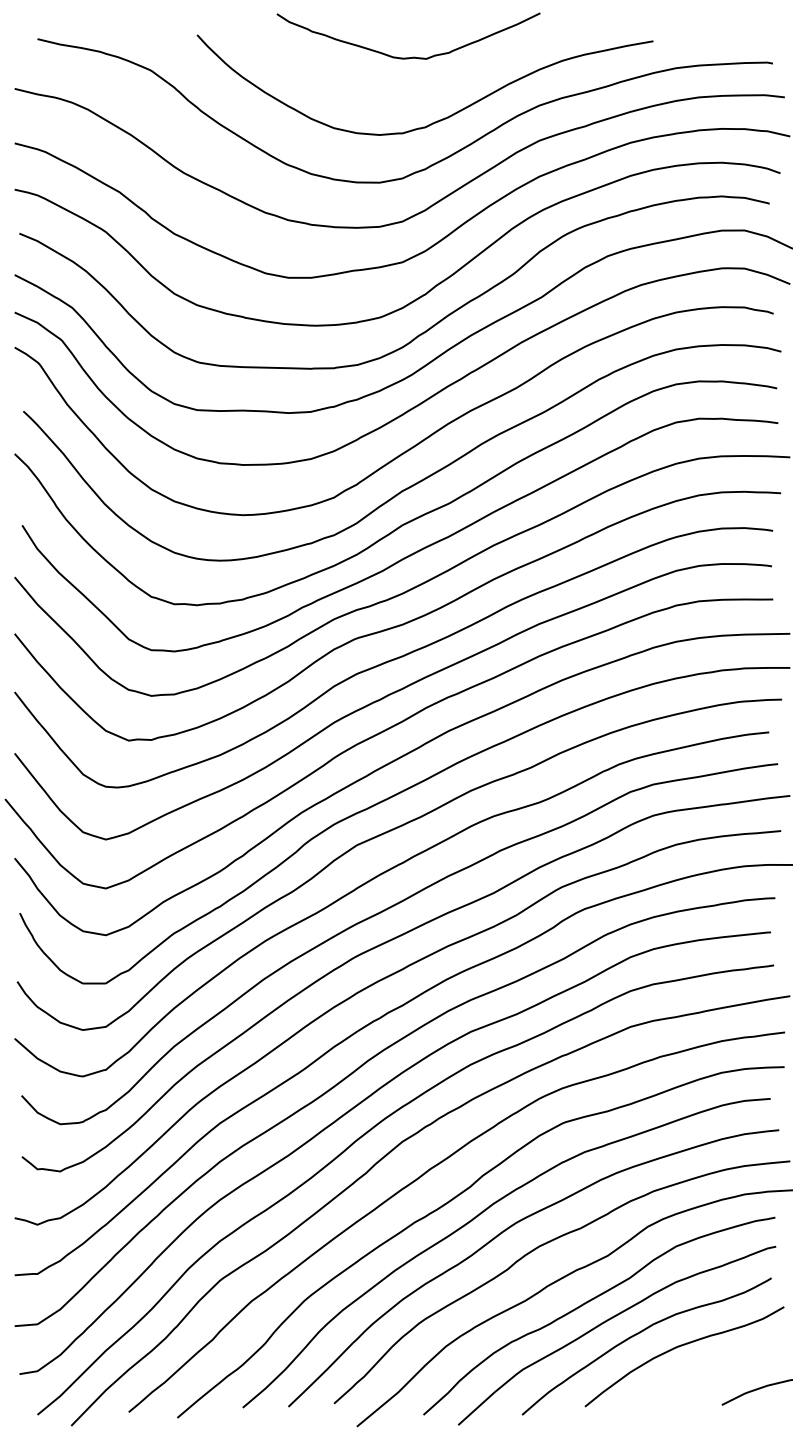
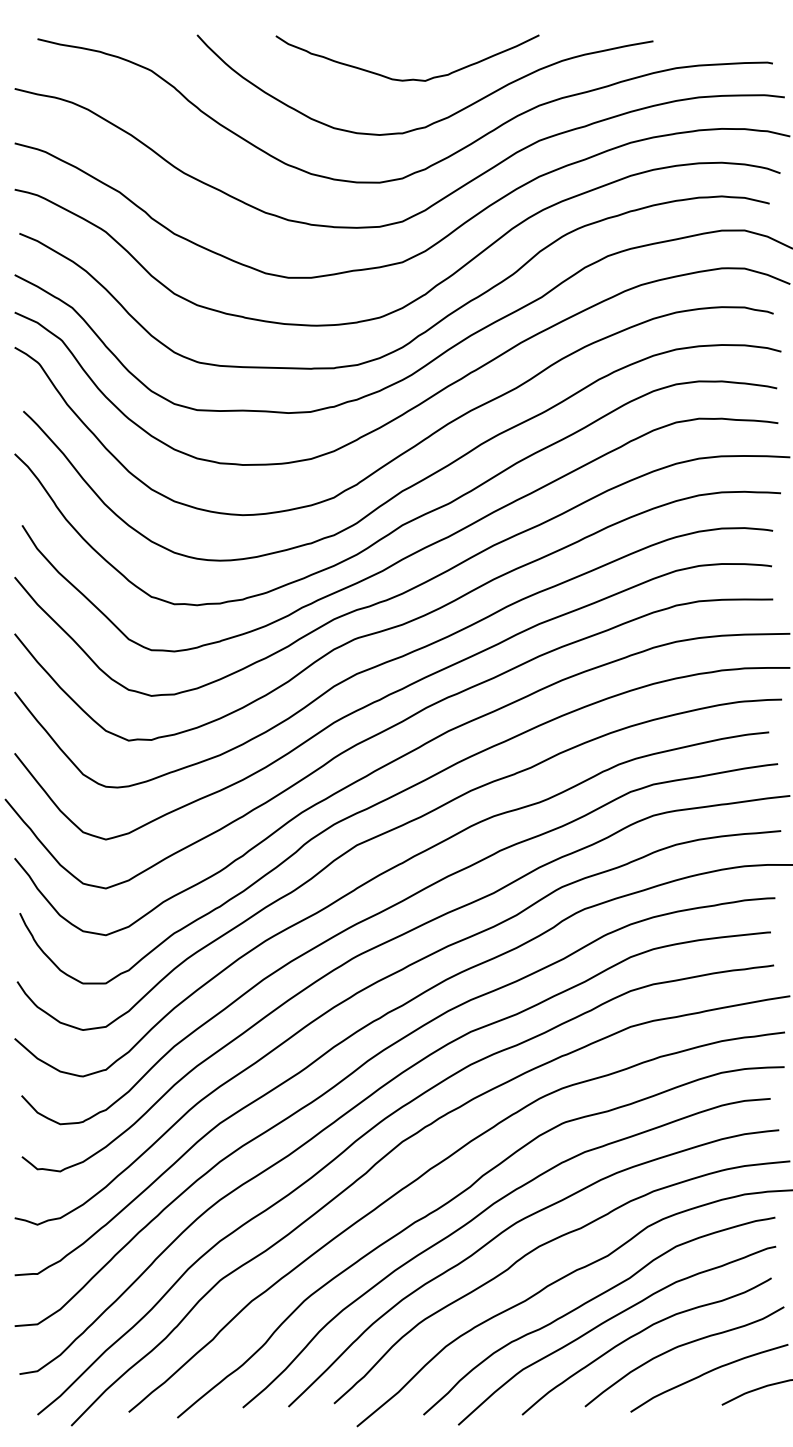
curve position: (413, 56) -> (412, 78) (412, 78)
curve: none -> present (708, 1373)
